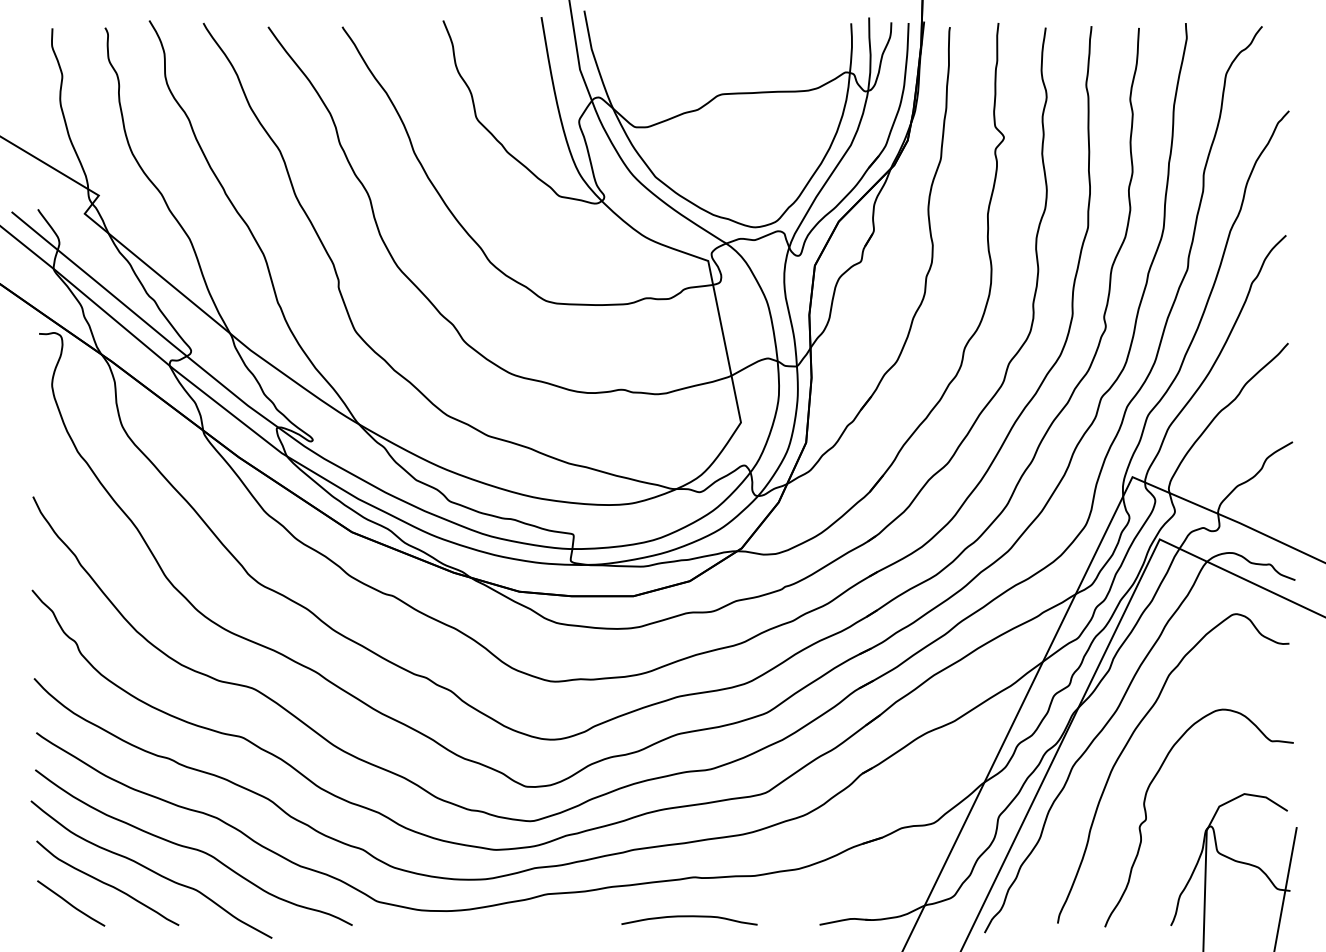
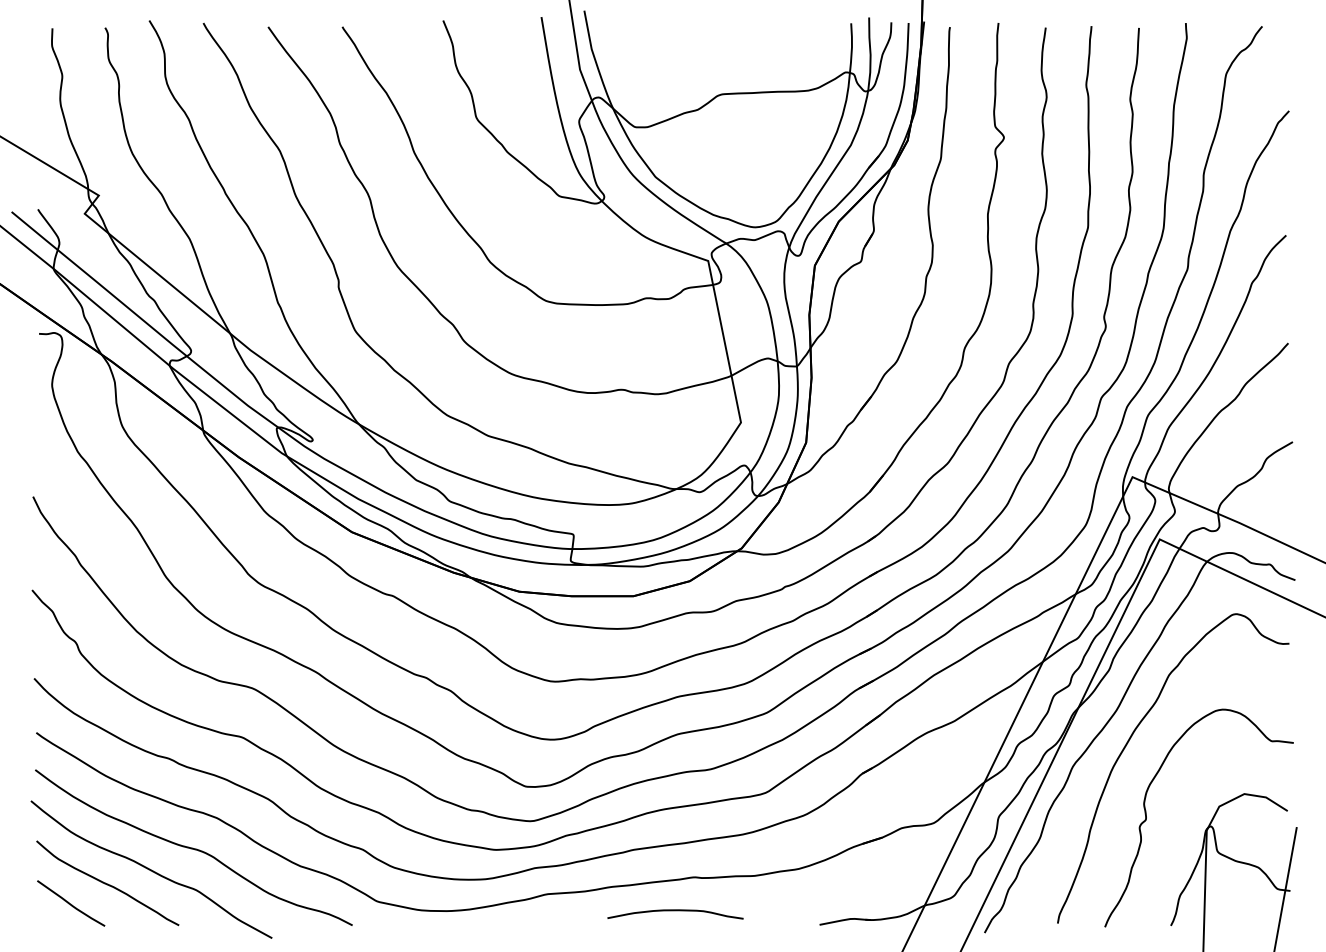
curve position: (689, 917) -> (675, 911) (675, 911)
